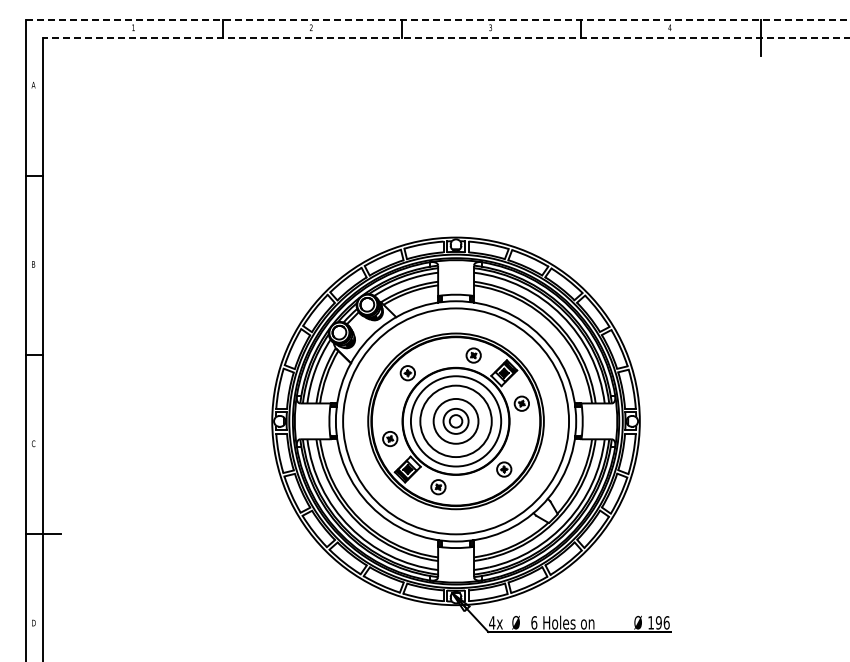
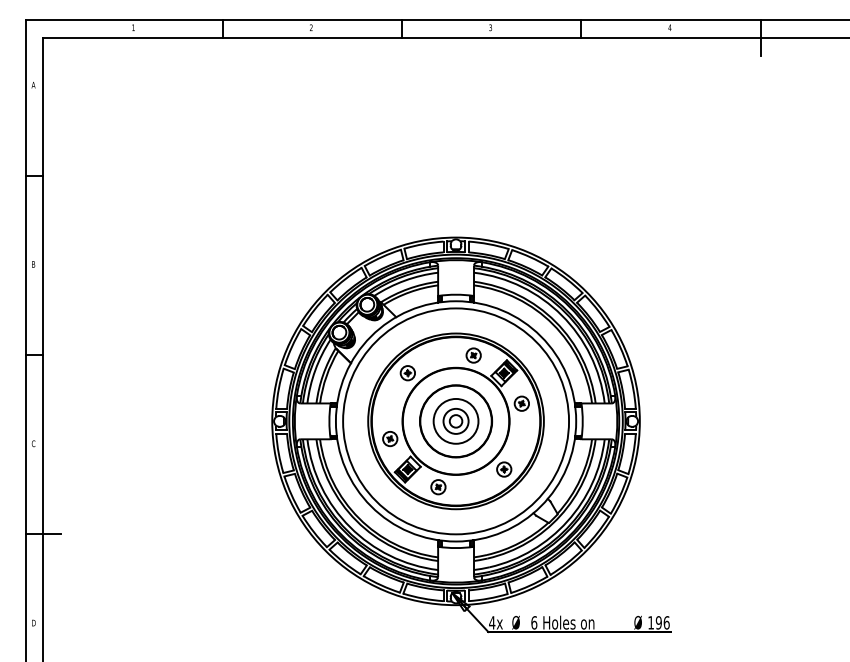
line: dashed -> solid (437, 19)
line: dashed -> solid (446, 37)
circle diameter: 90 px -> 72 px (455, 421)
